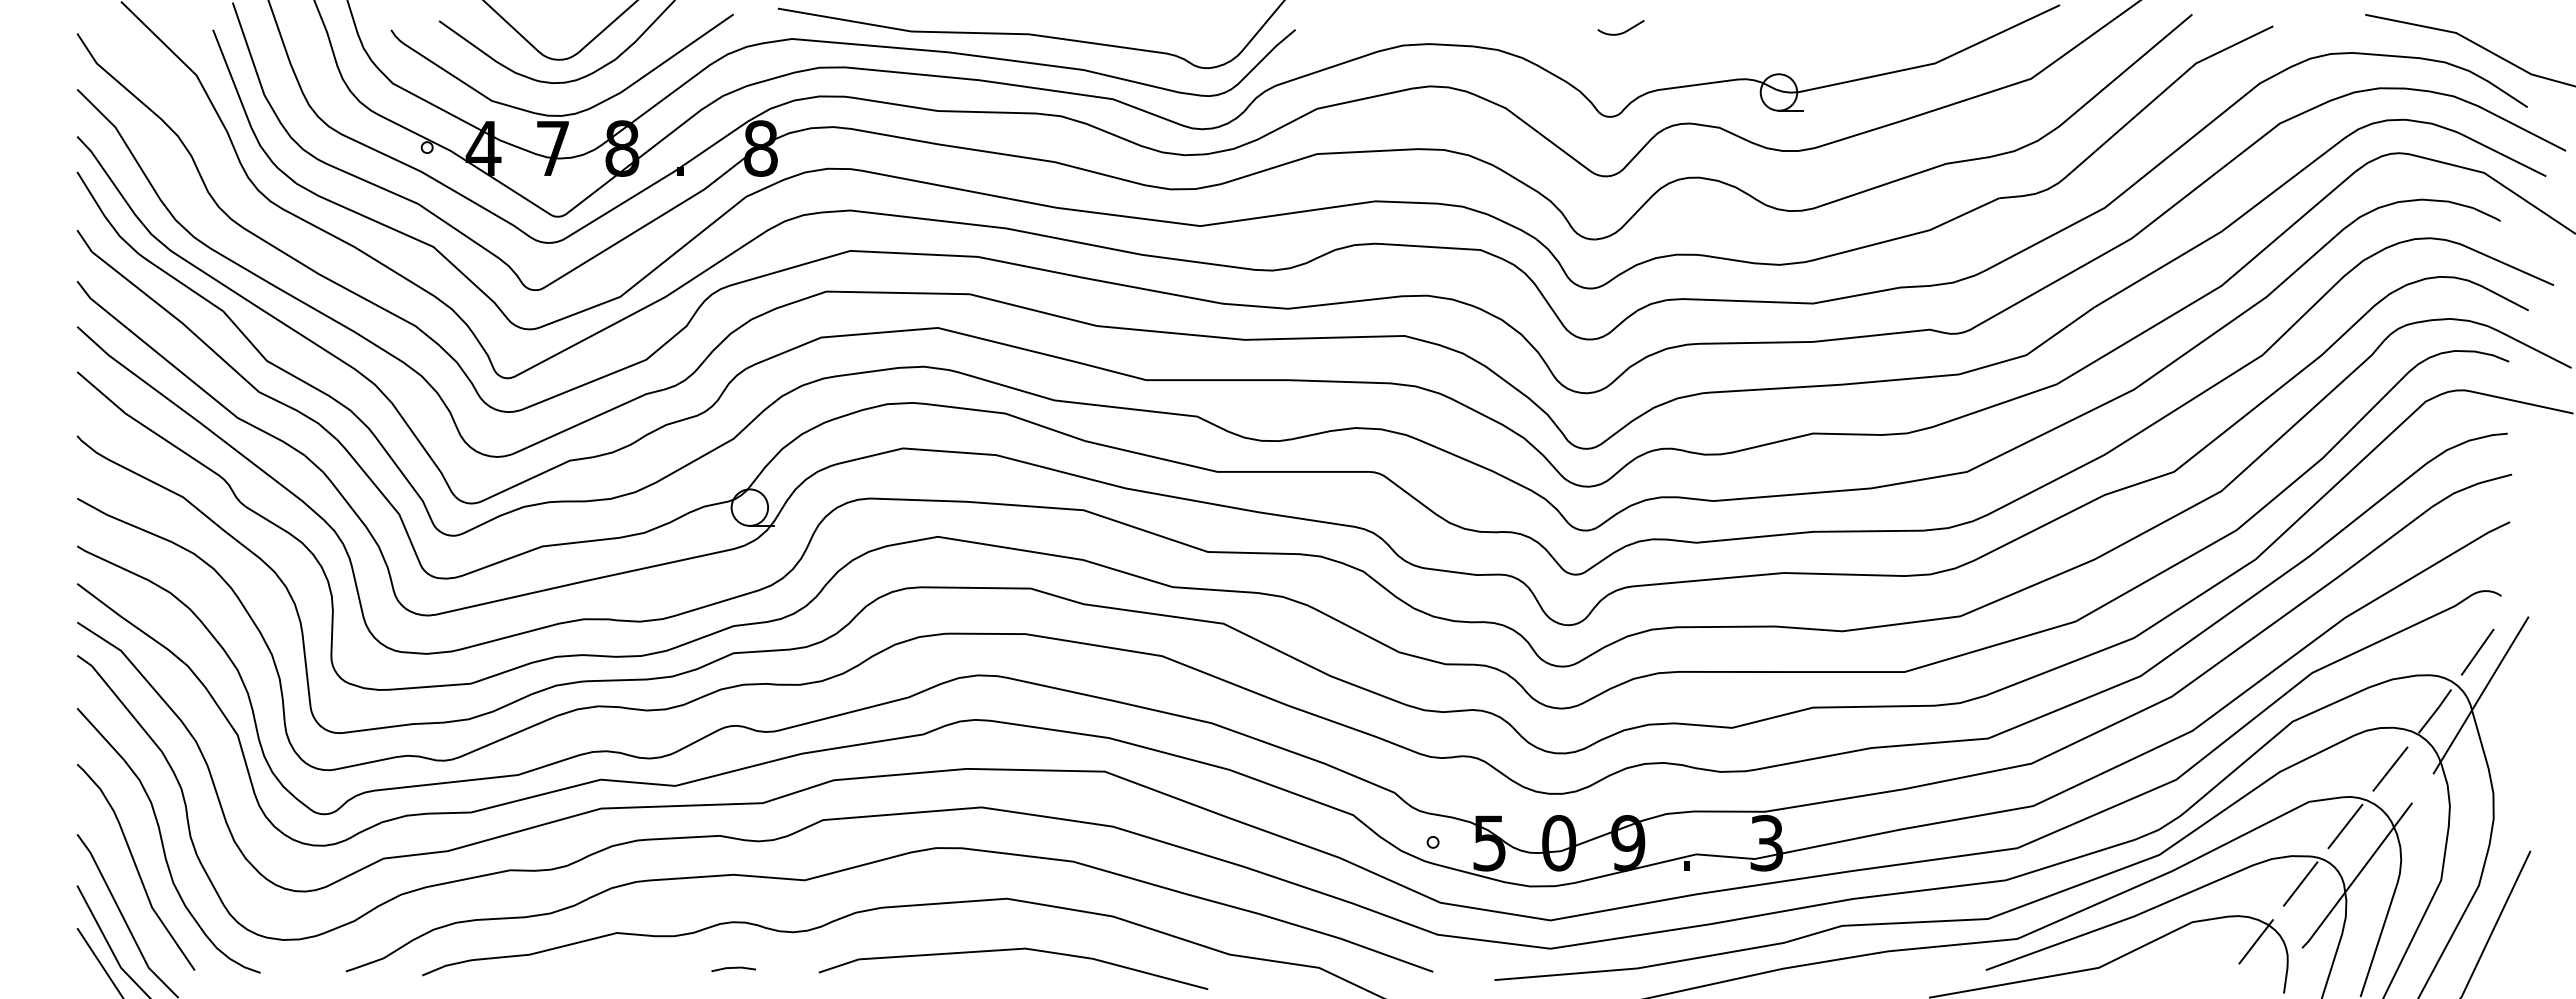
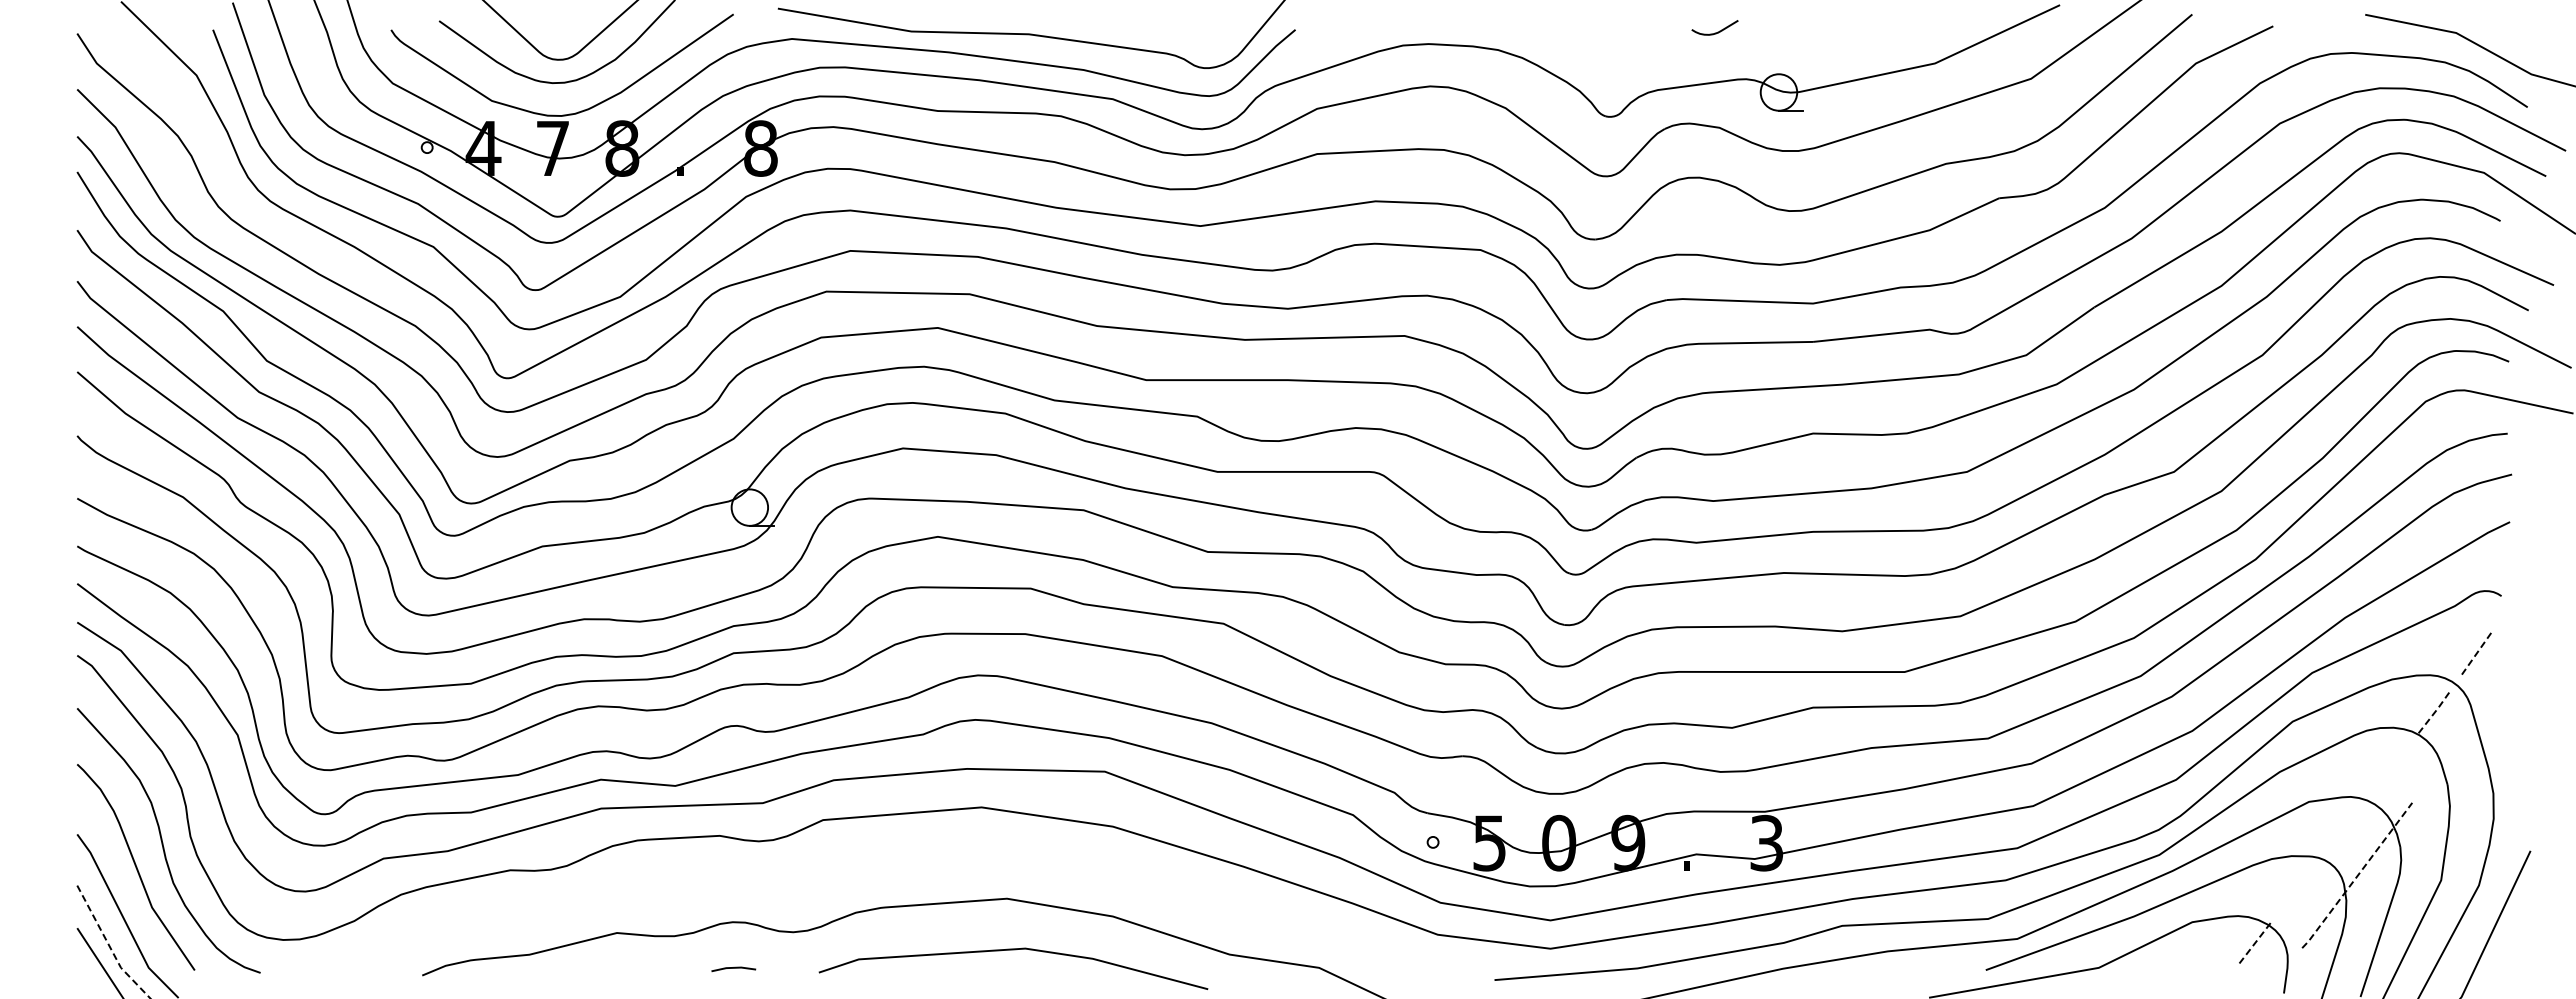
curve position: (1623, 31) -> (1717, 31) (1717, 31)
line: solid -> dashed (2477, 651)
line: present -> none (2480, 695)
line: solid -> dashed (2435, 711)
line: present -> none (2390, 768)
line: present -> none (2345, 826)
curve: present -> none (877, 862)
line: solid -> dashed (2357, 876)
line: present -> none (2300, 883)
line: solid -> dashed (2256, 941)
line: solid -> dashed (109, 945)
